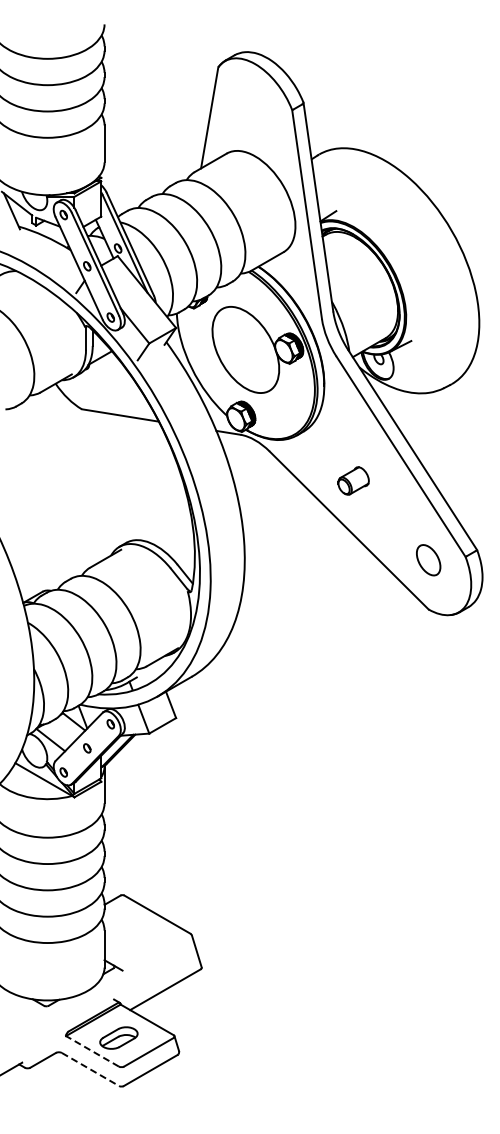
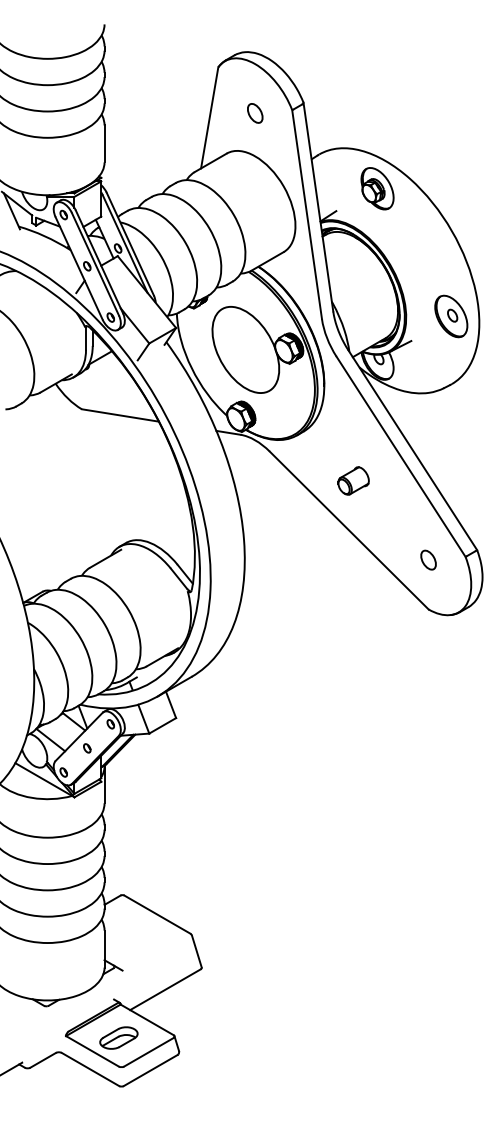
part: none -> present (255, 113)
part: none -> present (377, 188)
part: none -> present (451, 316)
part size: 26x33 px -> 17x22 px (428, 559)
line: dashed -> solid (92, 1051)
line: dashed -> solid (90, 1069)
